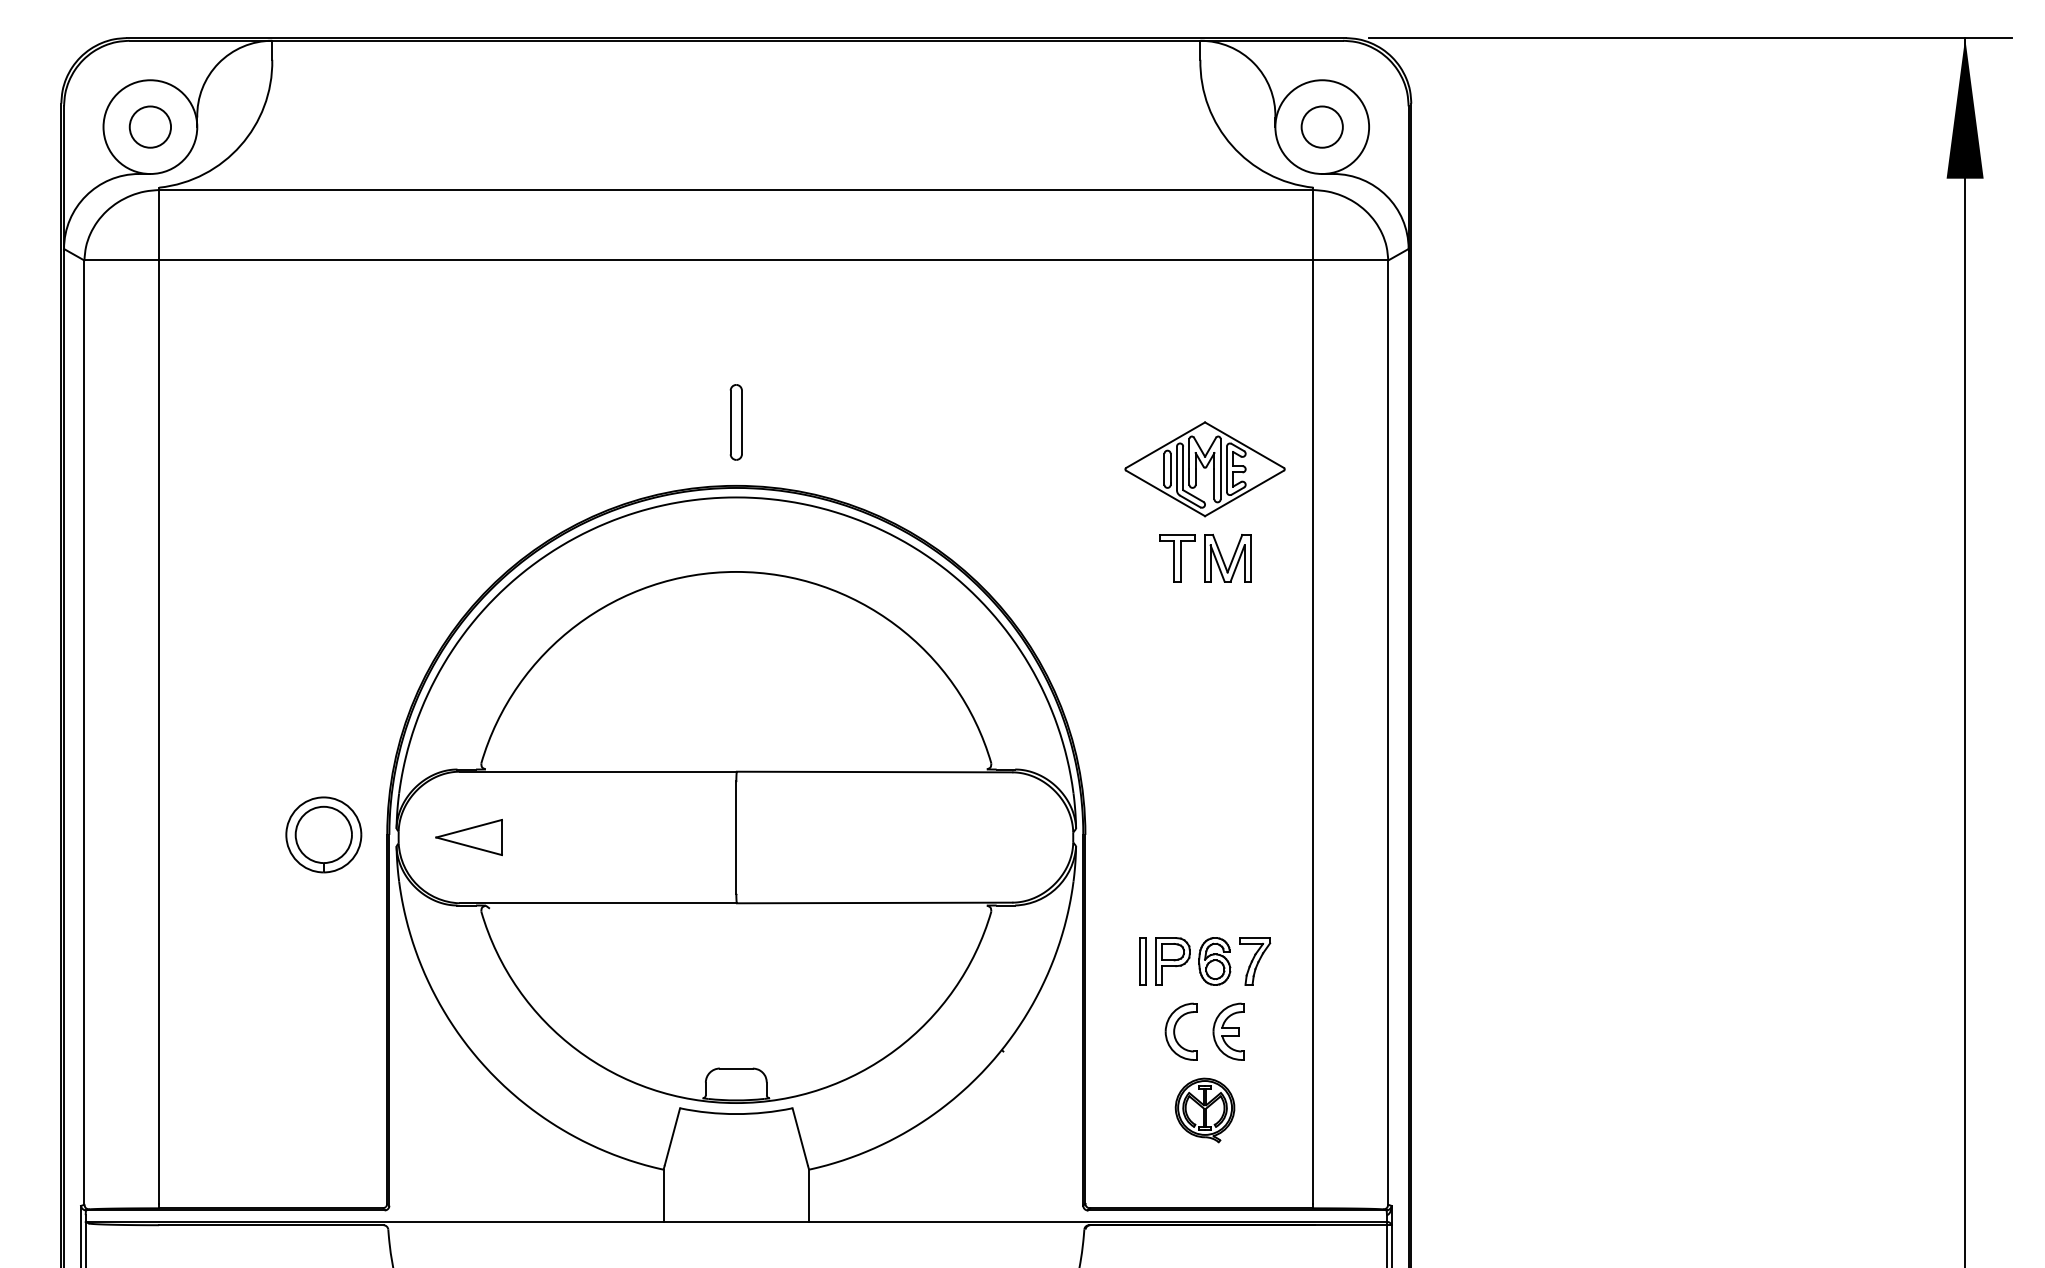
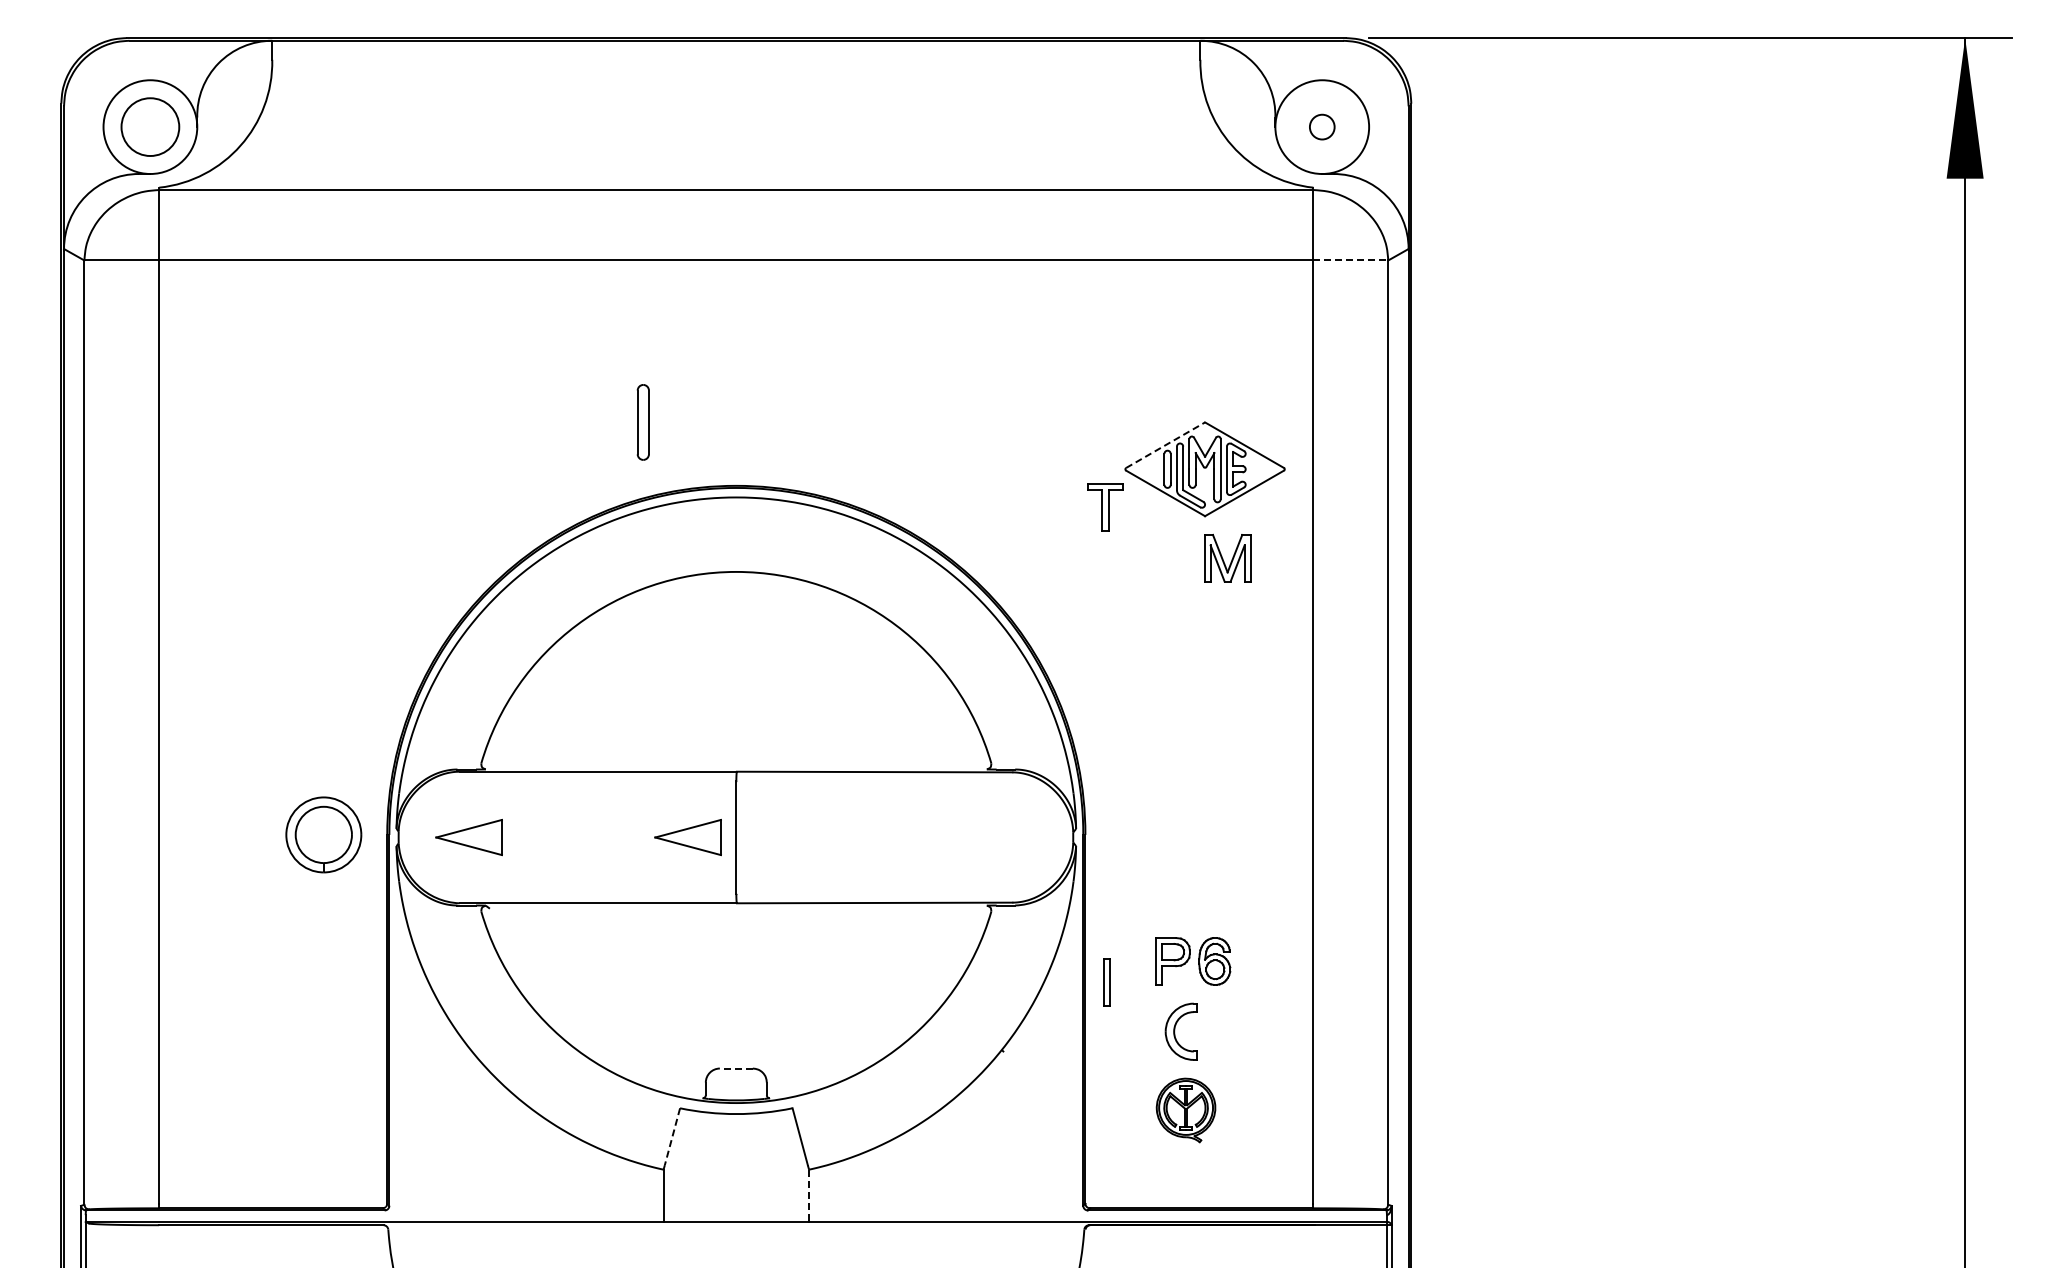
circle diameter: 41 px -> 58 px (150, 127)
circle diameter: 41 px -> 25 px (1321, 126)
line: solid -> dashed (1351, 260)
part position: (735, 422) -> (642, 422) (642, 422)
line: solid -> dashed (1165, 445)
part position: (1177, 558) -> (1105, 507) (1105, 507)
part: none -> present (687, 837)
part position: (1142, 961) -> (1106, 982) (1106, 982)
part: present -> none (1255, 961)
part: present -> none (1228, 1031)
line: solid -> dashed (735, 1068)
part position: (1204, 1110) -> (1185, 1110) (1185, 1110)
line: solid -> dashed (672, 1137)
line: solid -> dashed (809, 1196)
